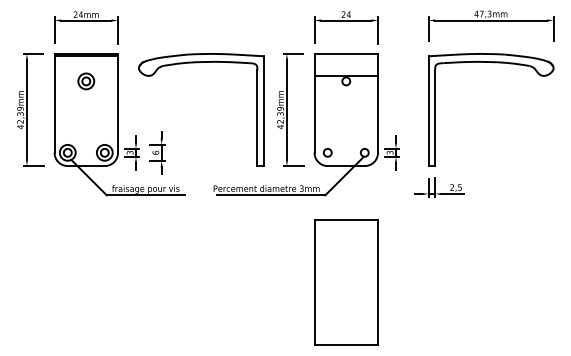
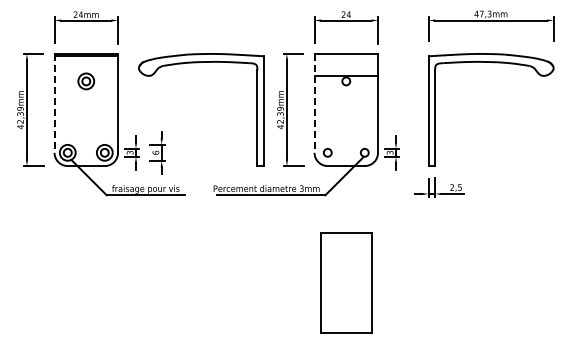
line: solid -> dashed (54, 103)
line: solid -> dashed (314, 103)
part size: 65x127 px -> 53x102 px (346, 282)
